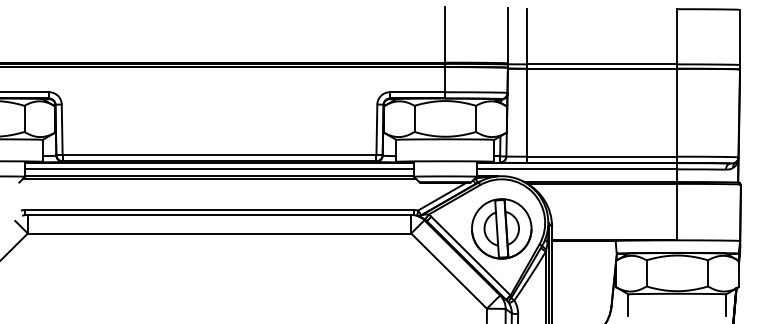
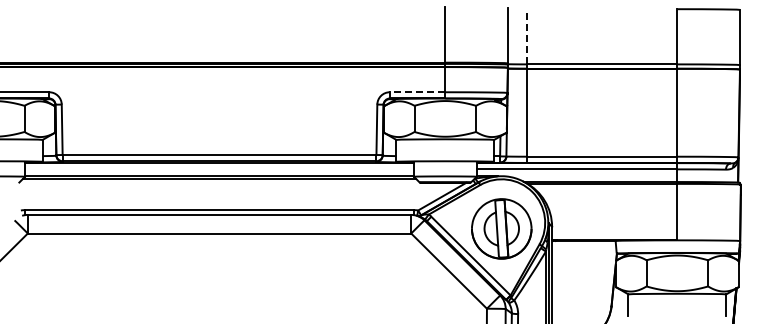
line: solid -> dashed (526, 36)
line: solid -> dashed (417, 92)
line: present -> none (219, 169)
